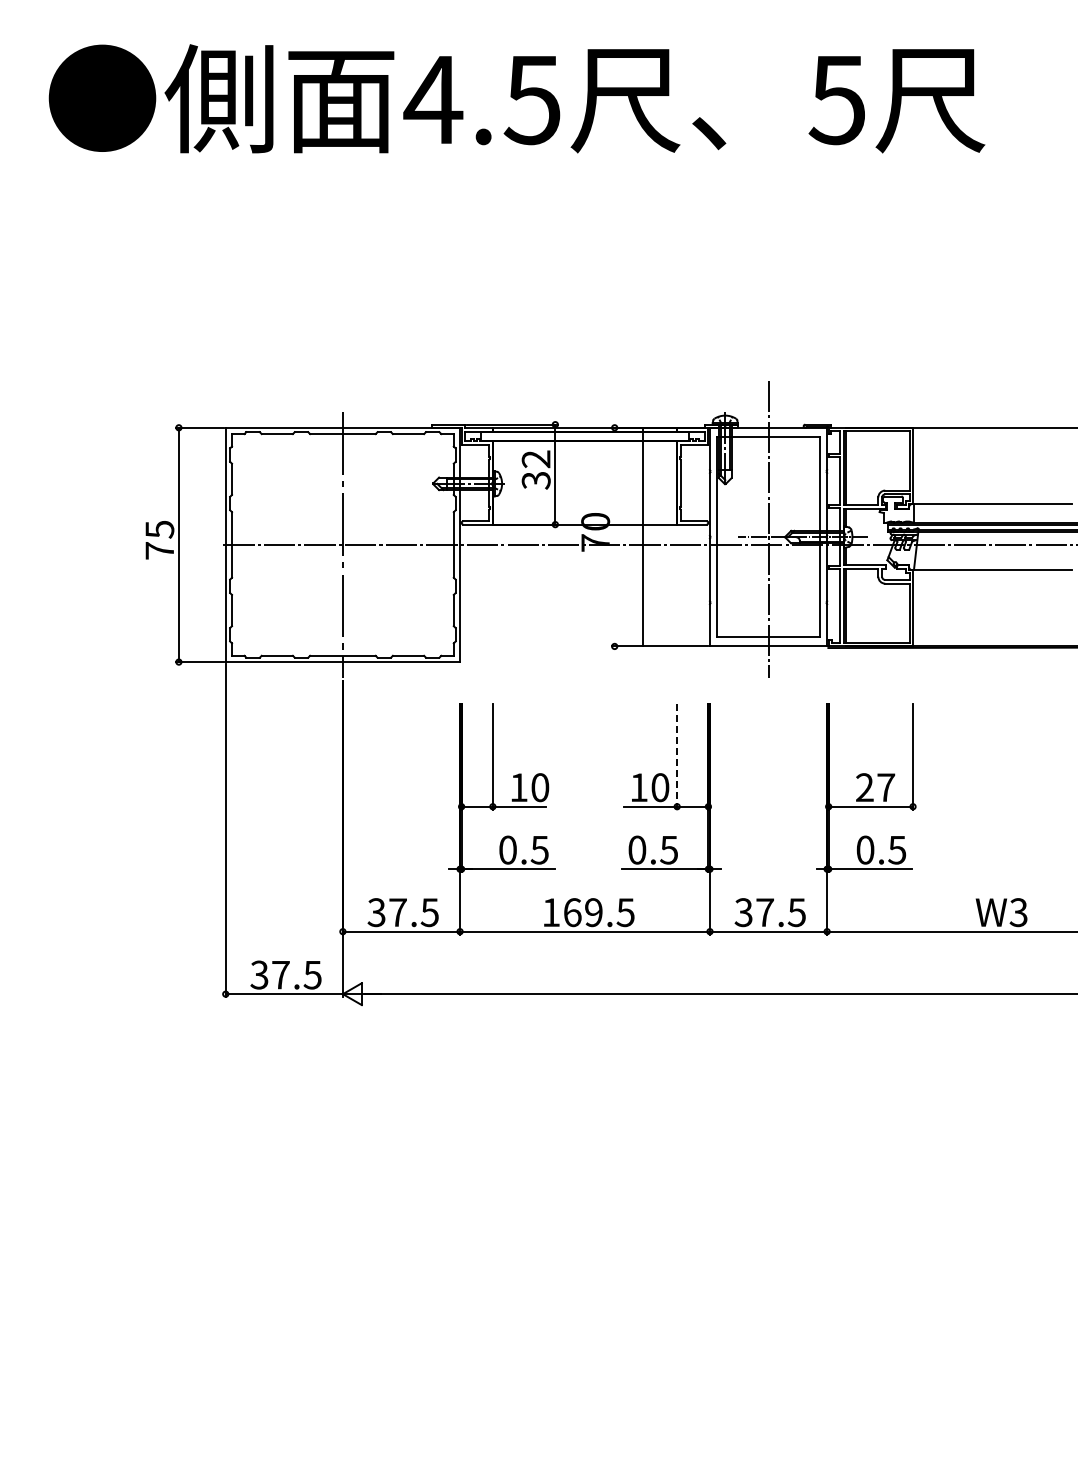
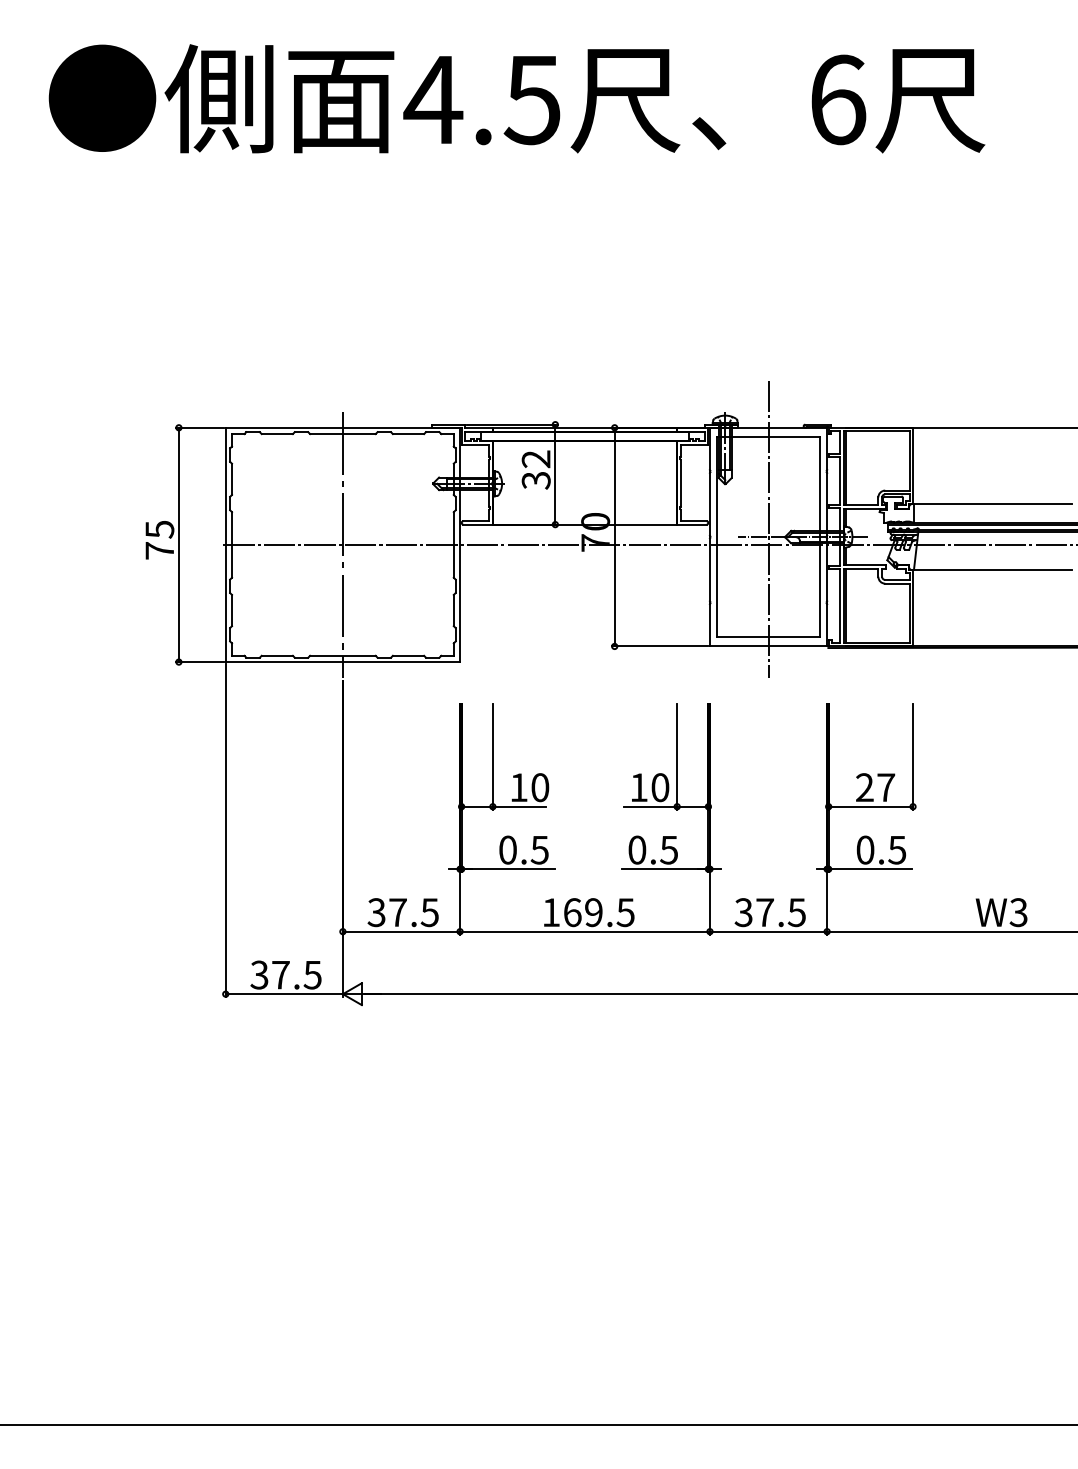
text: 5 -> 6 (837, 99)
line position: (642, 536) -> (614, 536) (614, 536)
line: dashed -> solid (677, 757)
line: none -> present (538, 1424)
